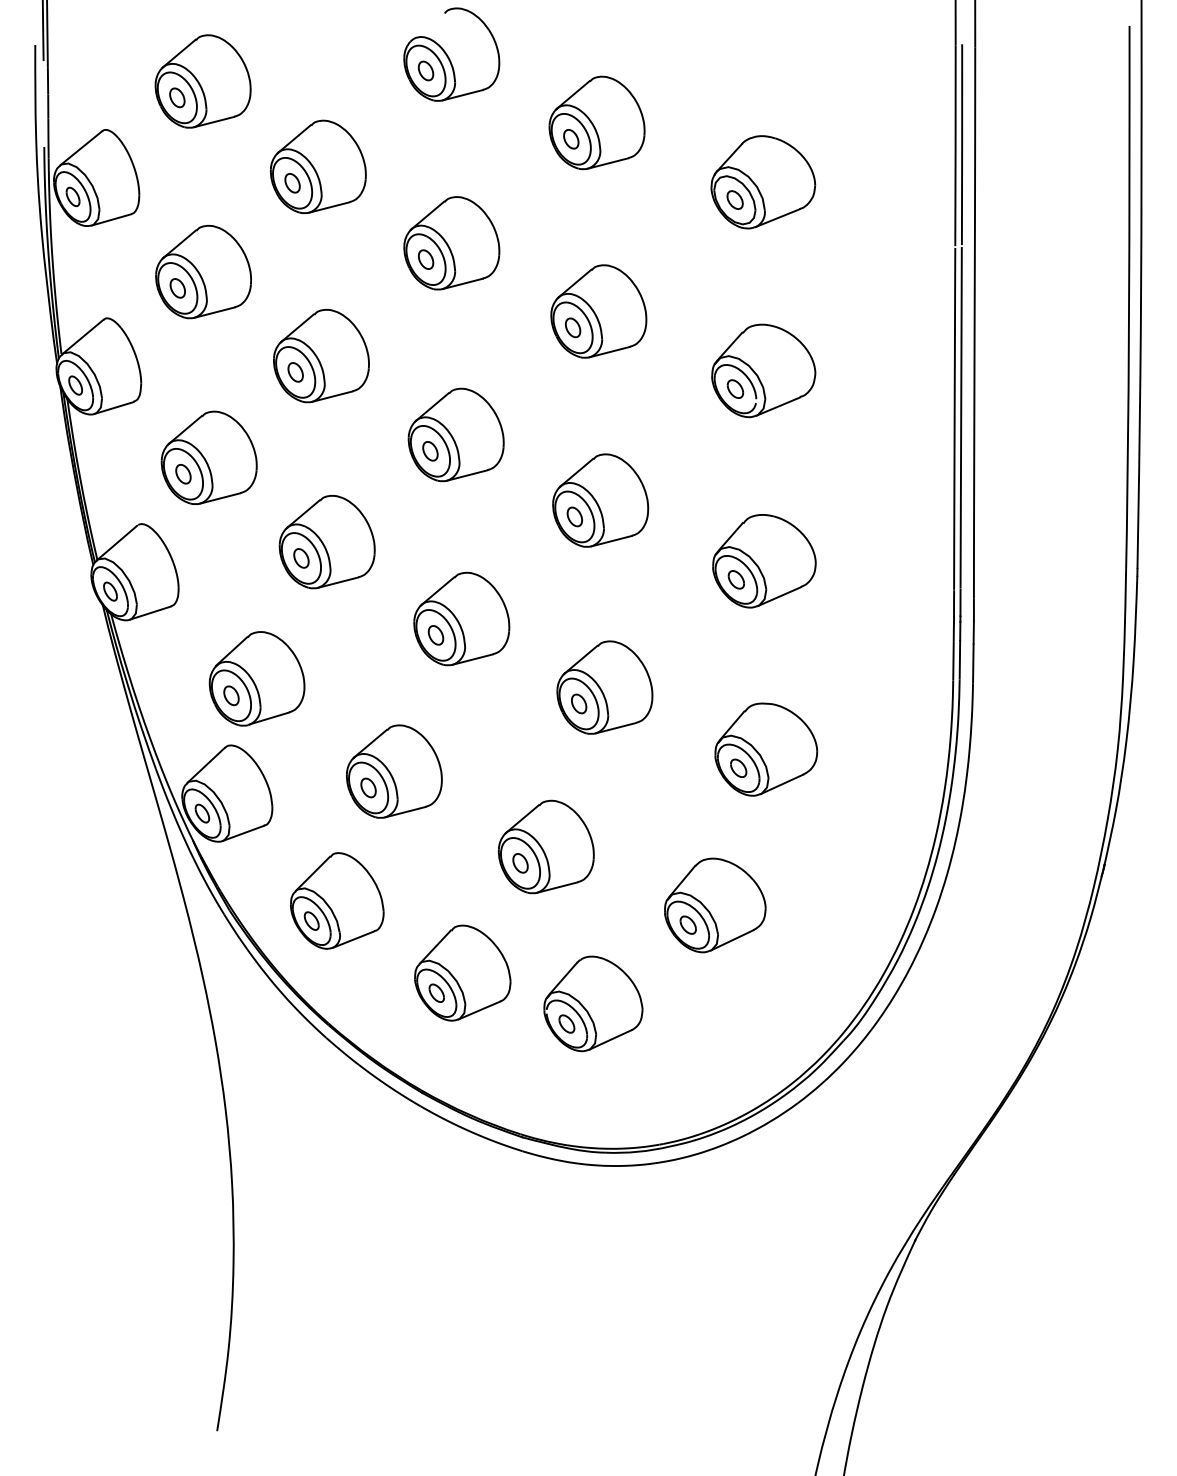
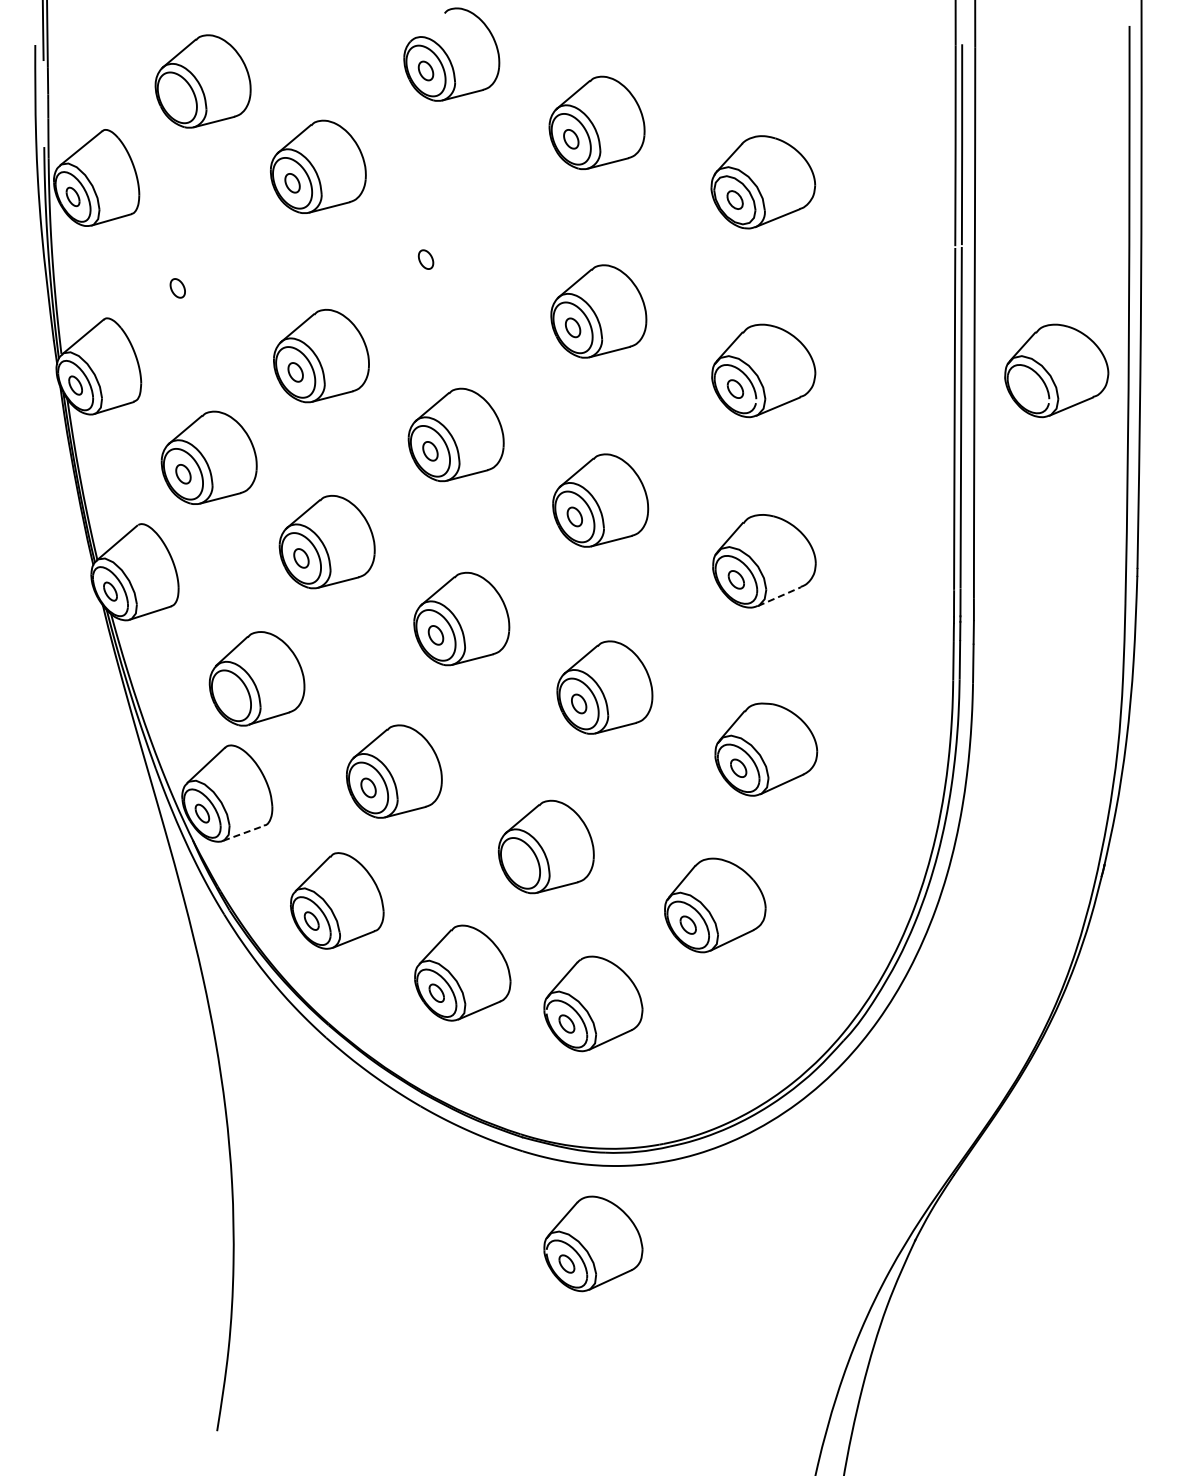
part: present -> none (177, 97)
part: present -> none (451, 243)
part: present -> none (203, 271)
part: none -> present (1056, 370)
line: solid -> dashed (779, 596)
part: present -> none (231, 695)
line: solid -> dashed (243, 833)
part: present -> none (520, 863)
part: none -> present (593, 1243)
